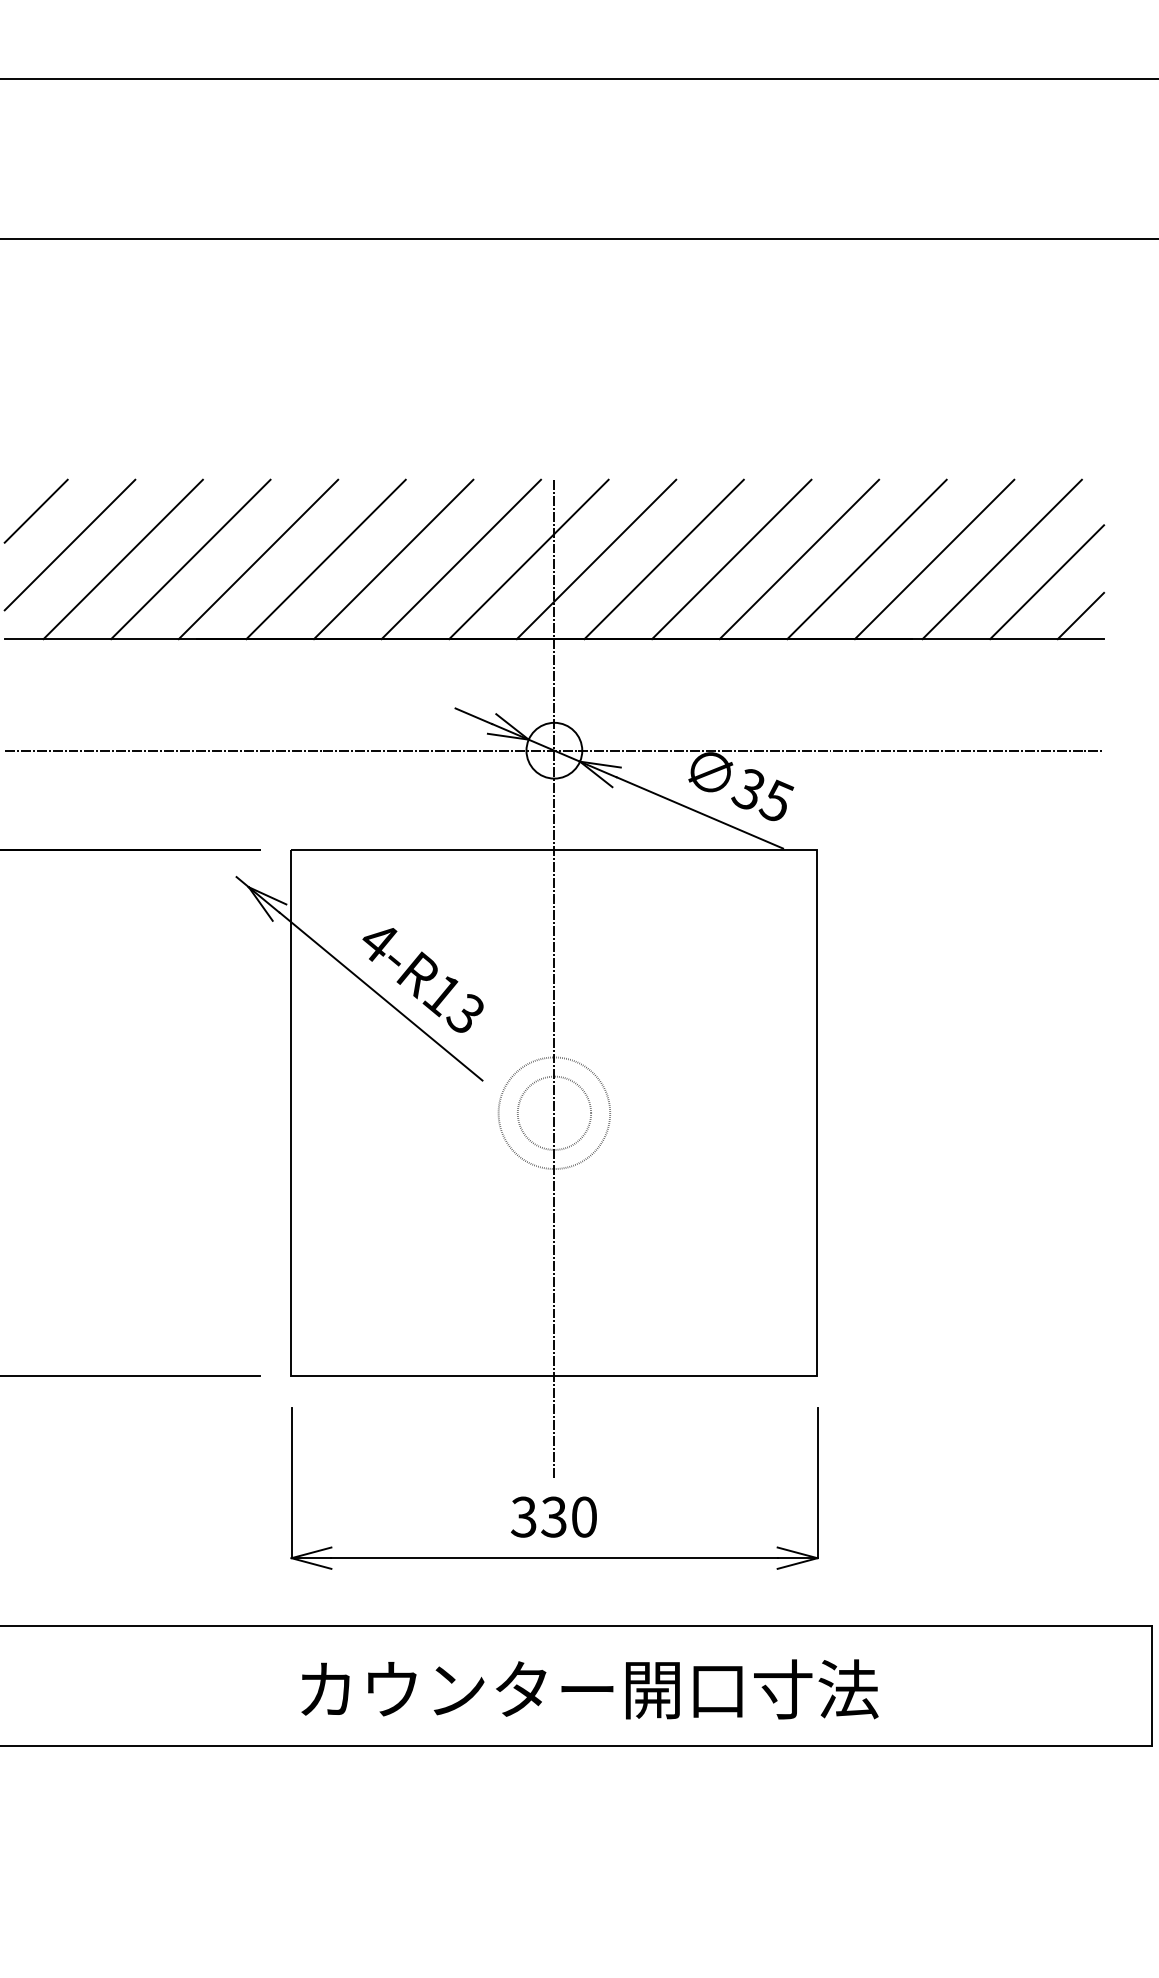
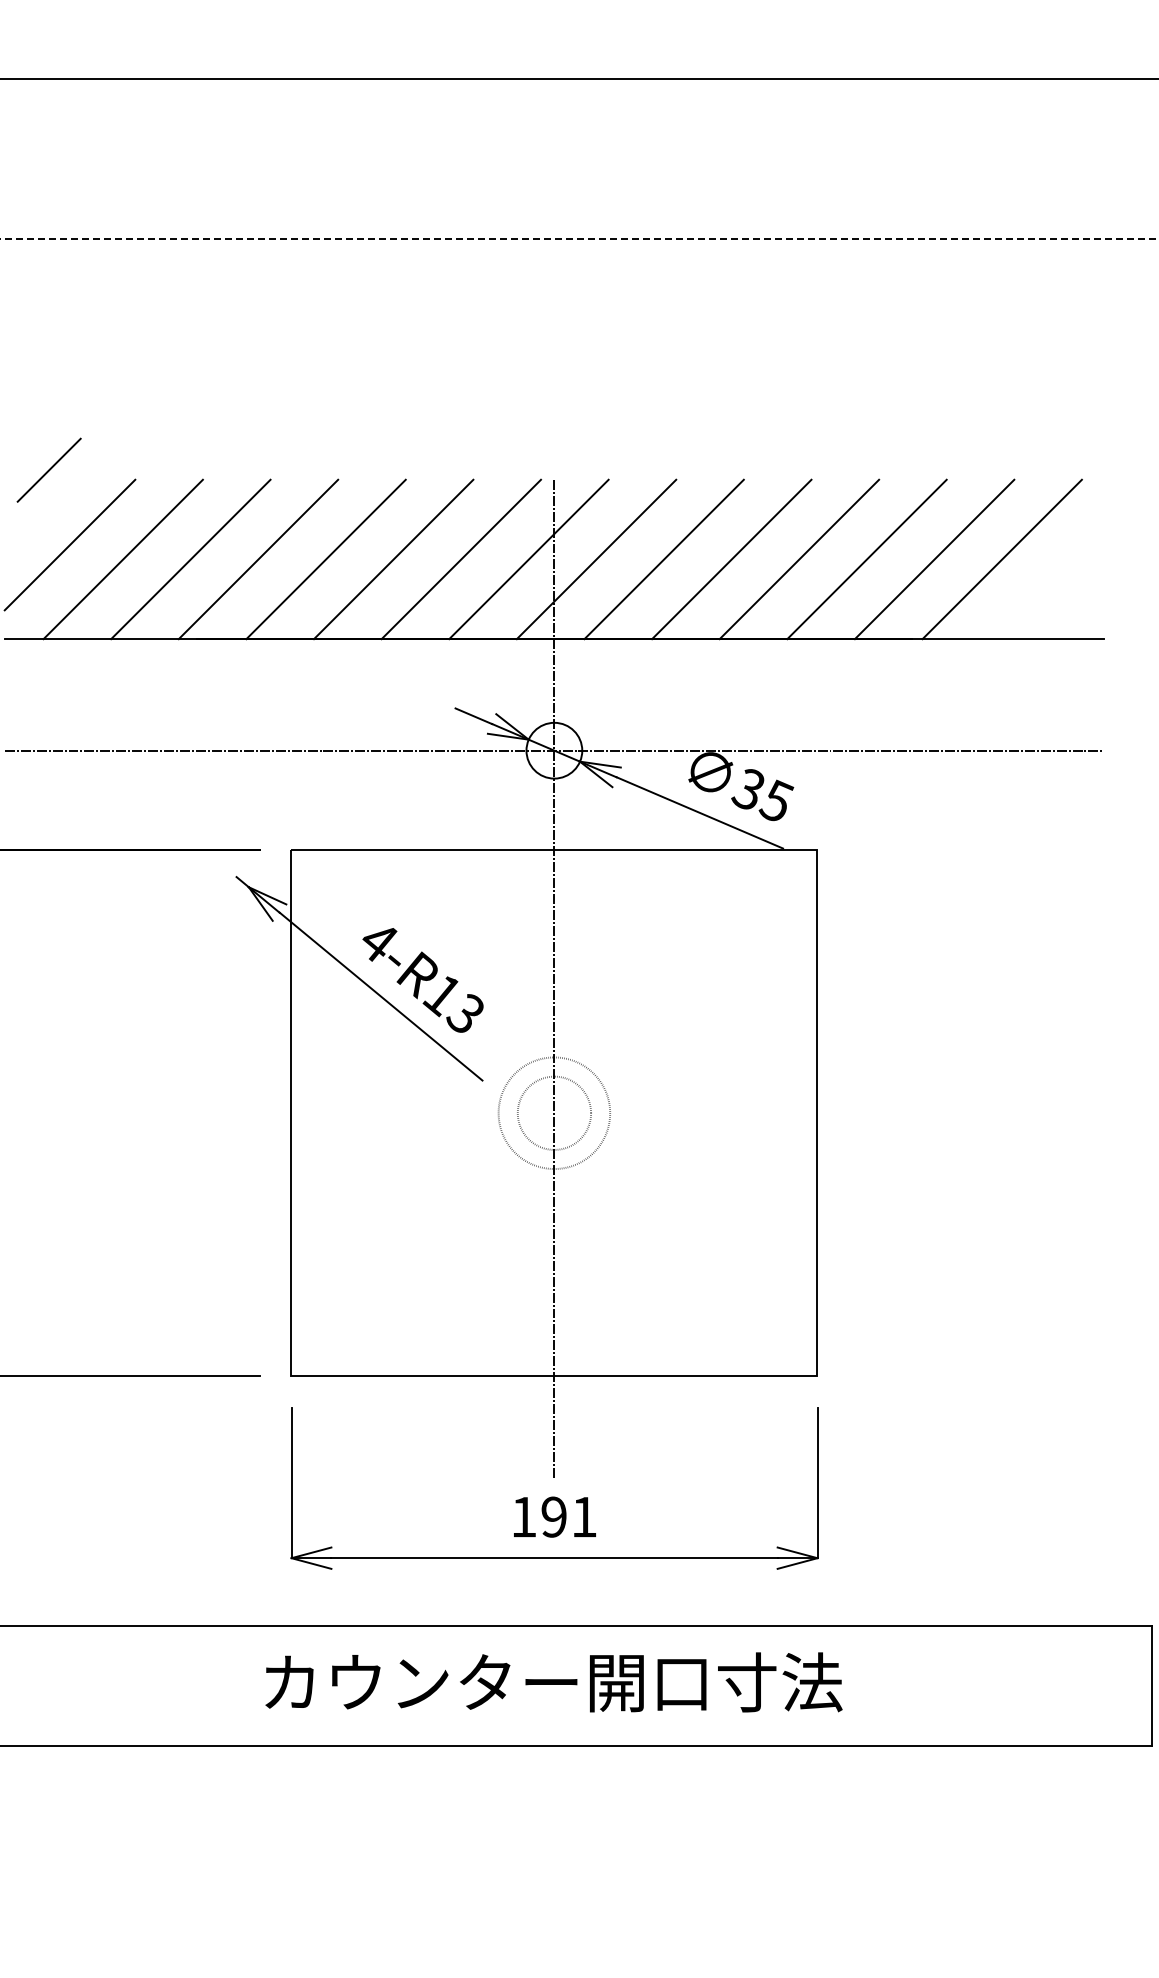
line: solid -> dashed (579, 238)
line position: (35, 510) -> (48, 469) (48, 469)
line: present -> none (1047, 582)
line: present -> none (1080, 615)
text: 330 -> 191 (553, 1516)
text position: (589, 1689) -> (553, 1682) (553, 1682)
